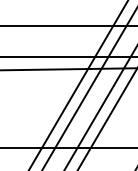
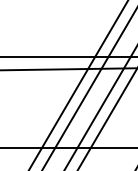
line: present -> none (68, 26)
